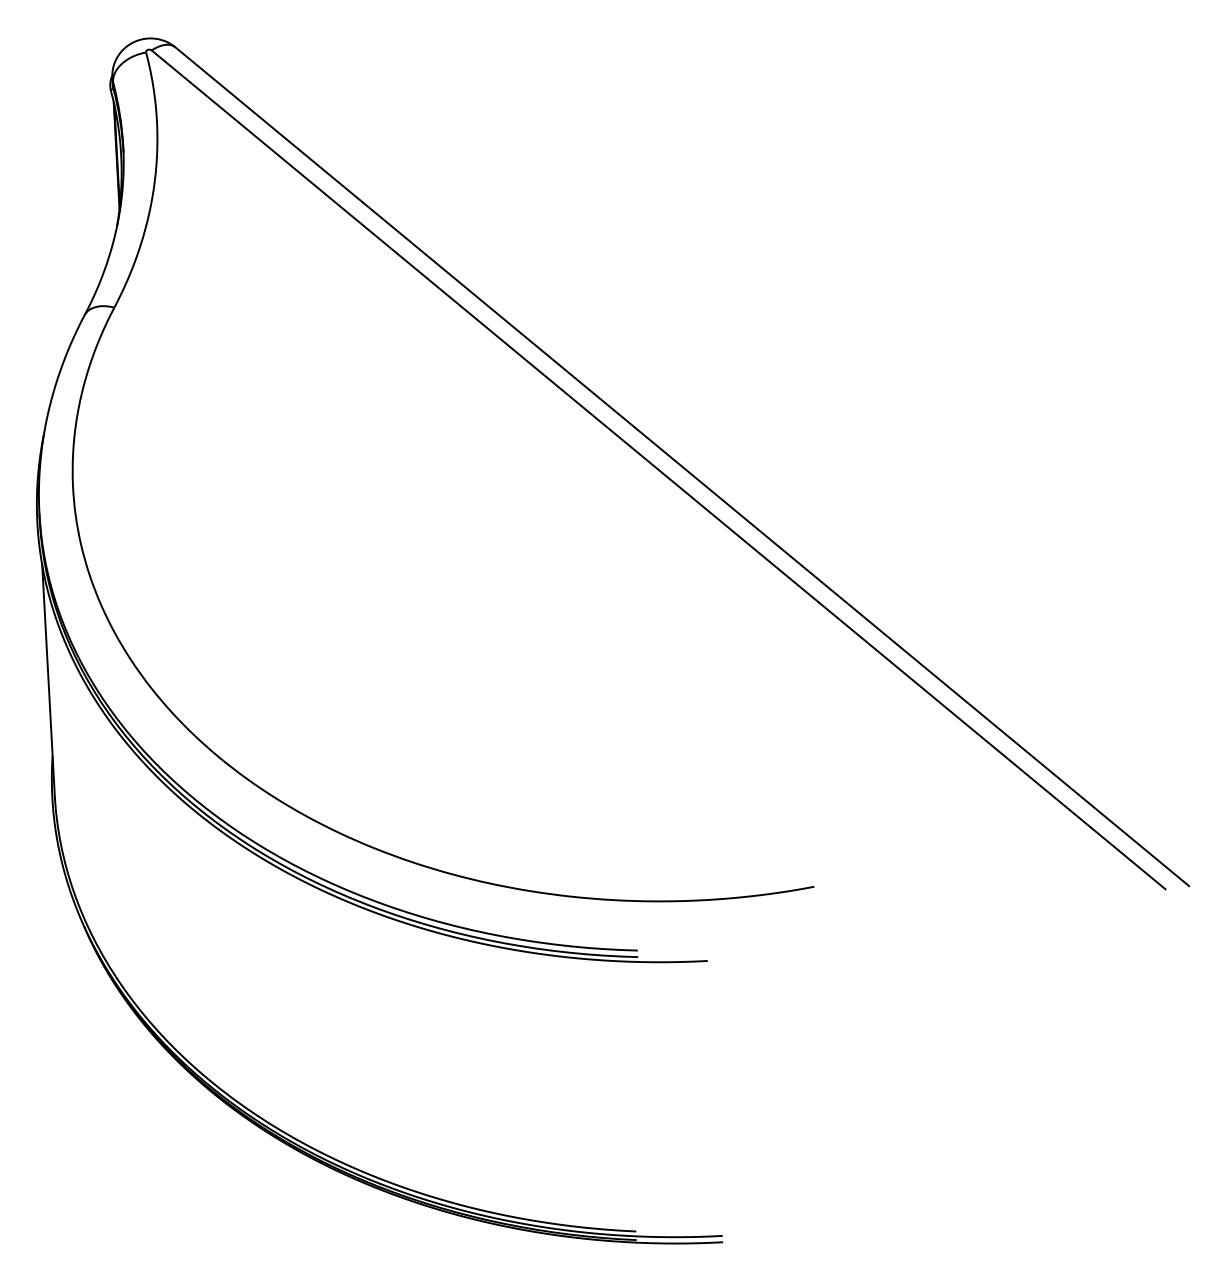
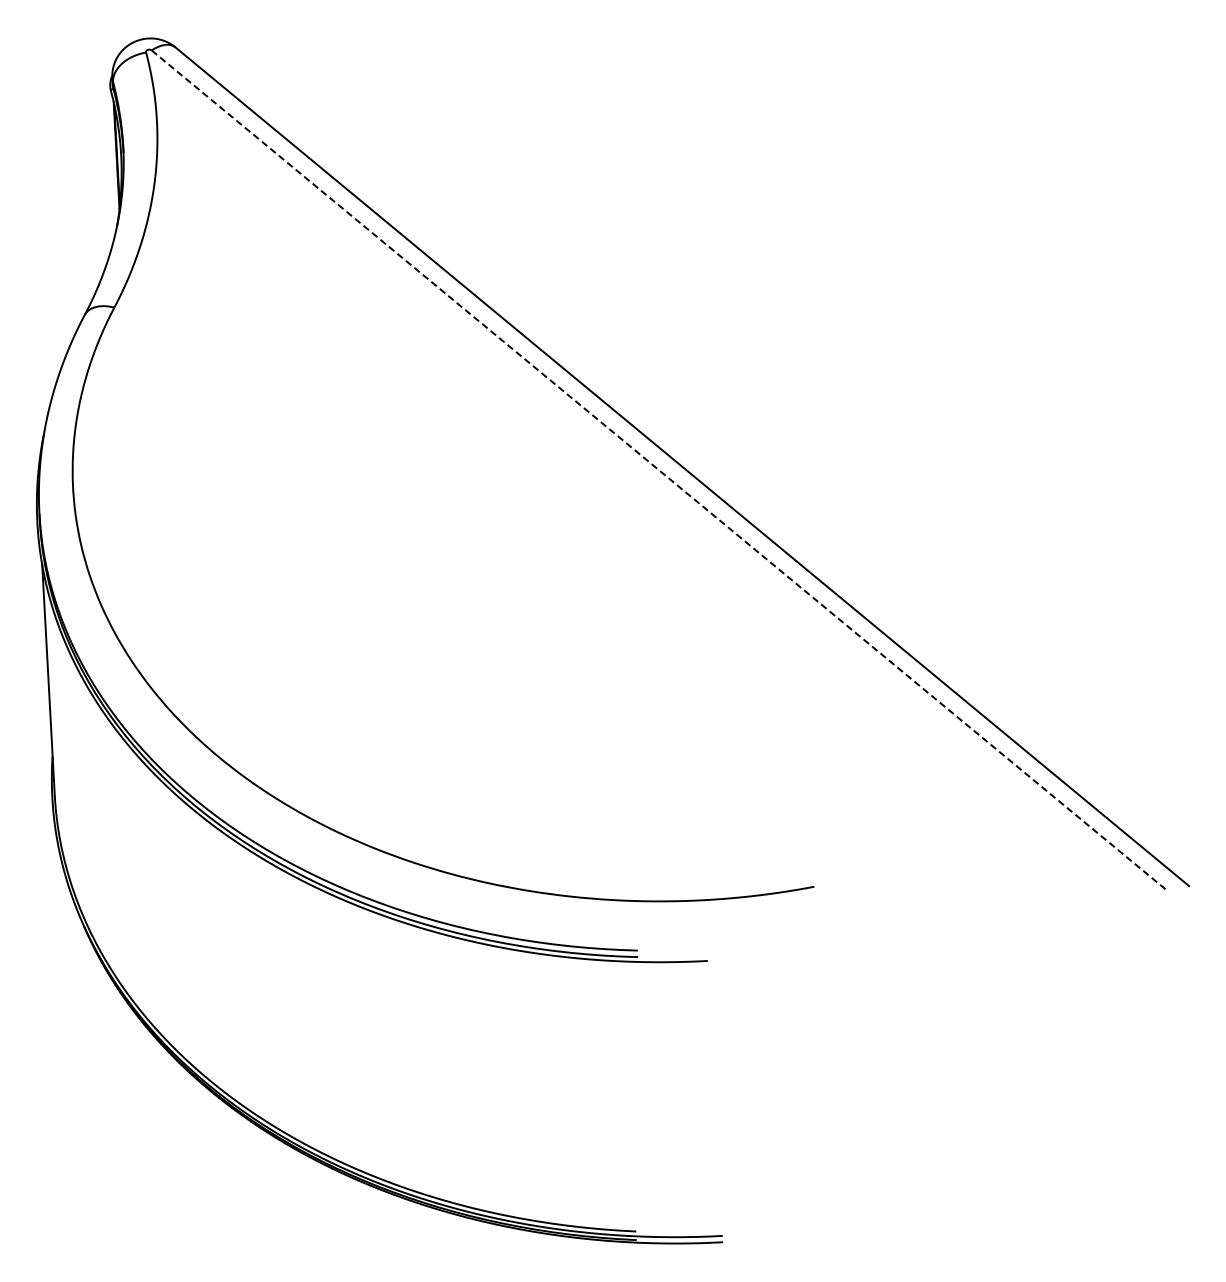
line: solid -> dashed (658, 469)
